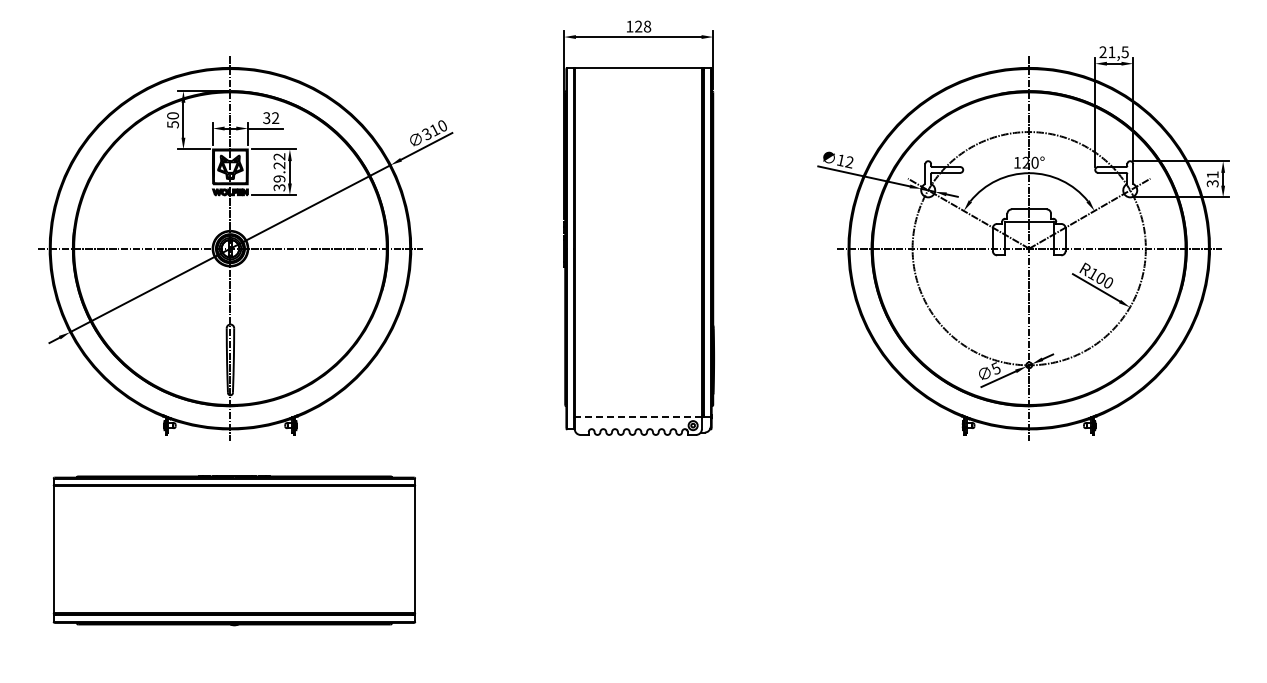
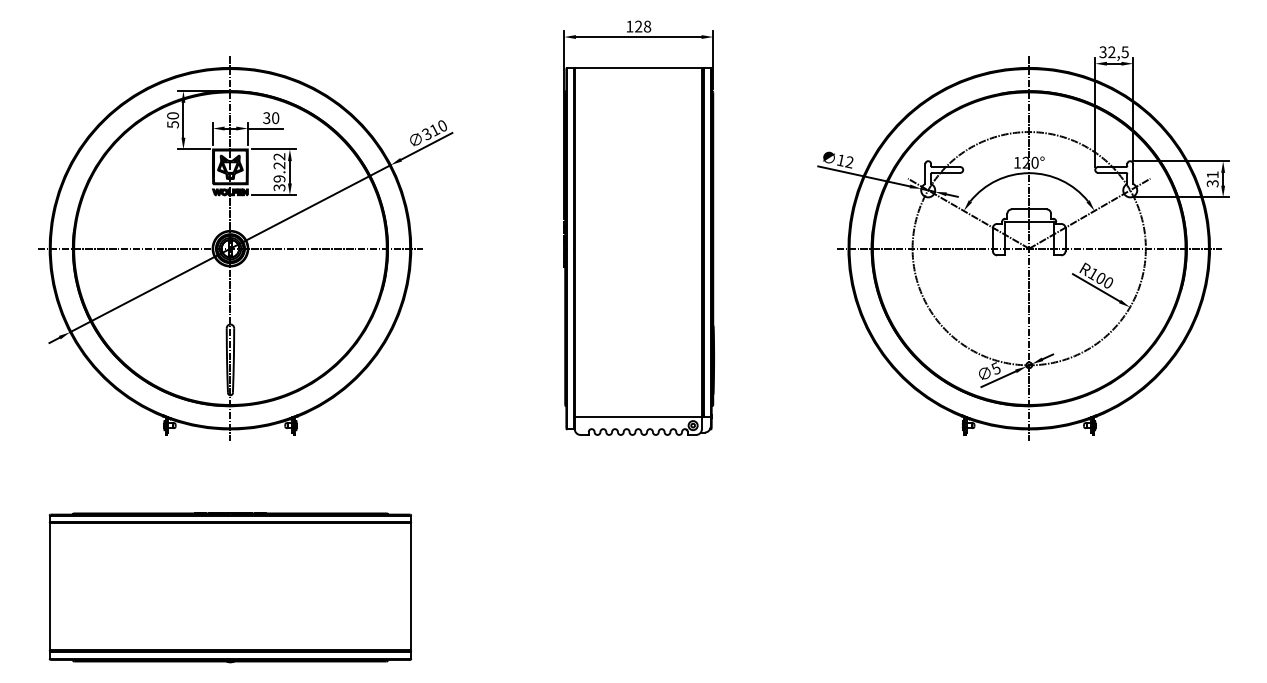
text: 21,5 -> 32,5 (1107, 52)
text: 32 -> 30 (275, 118)
line: dashed -> solid (638, 417)
part position: (234, 550) -> (230, 587) (230, 587)
